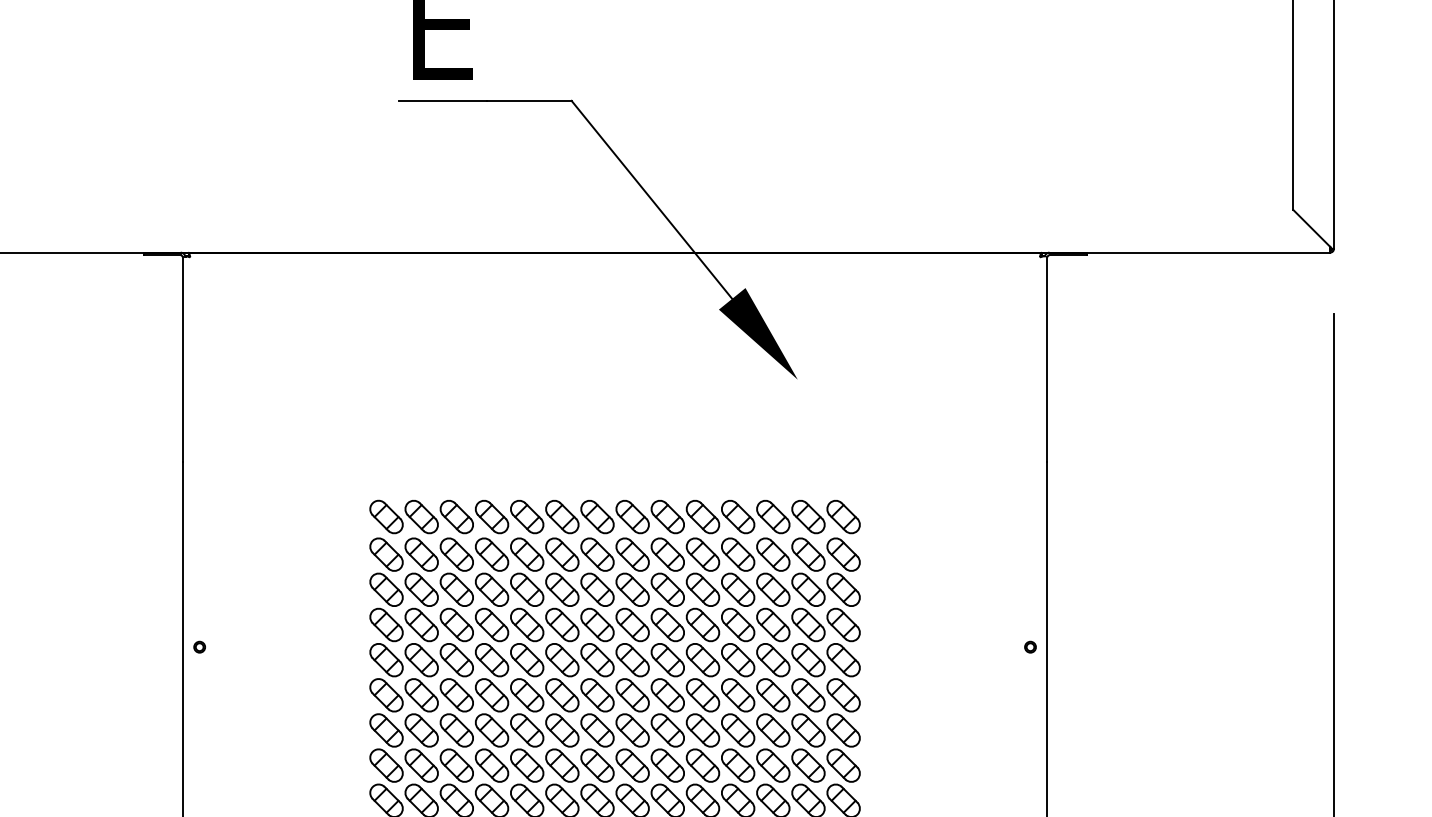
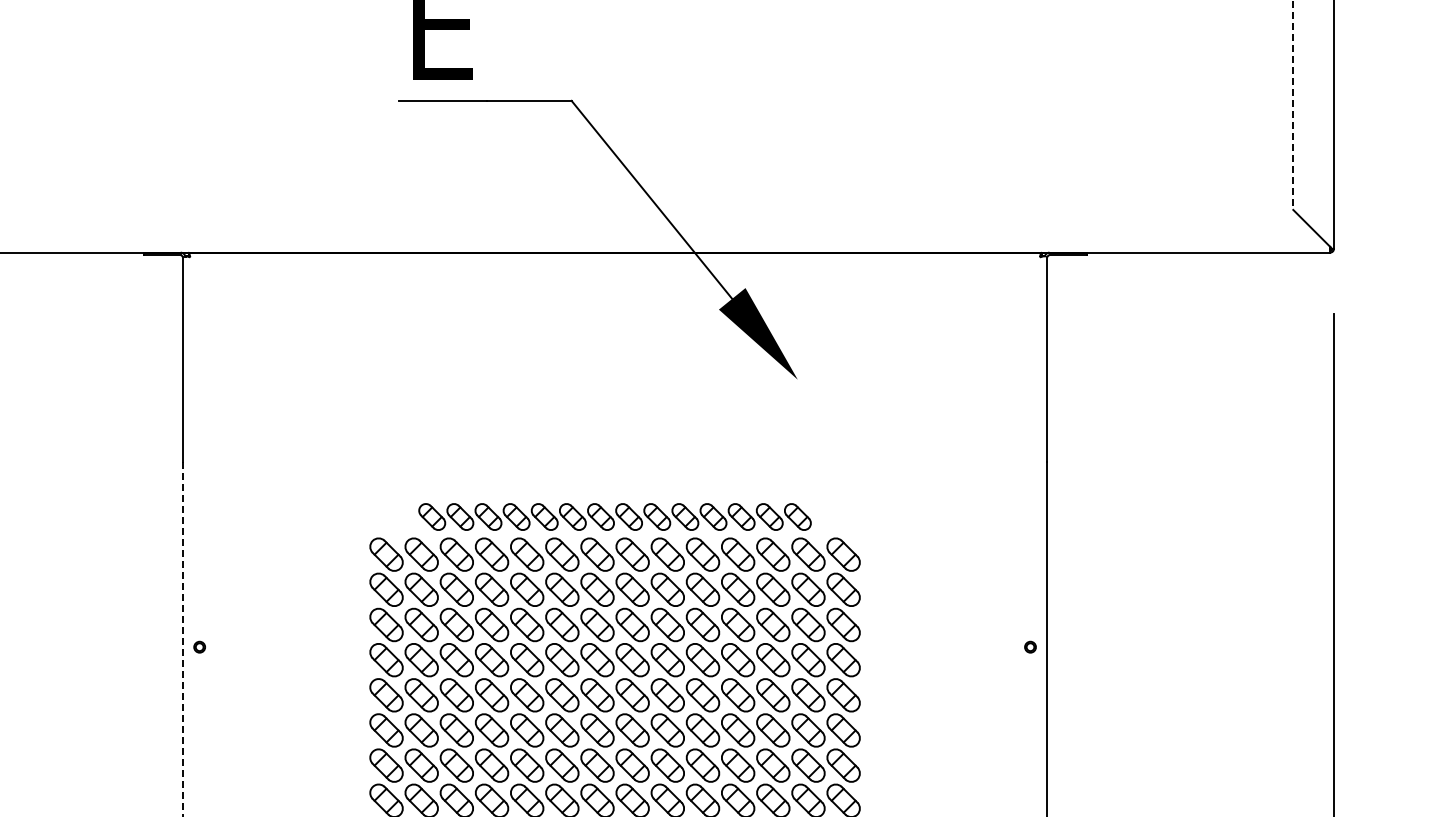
line: solid -> dashed (1293, 105)
part size: 492x36 px -> 394x28 px (614, 516)
line: solid -> dashed (182, 638)
